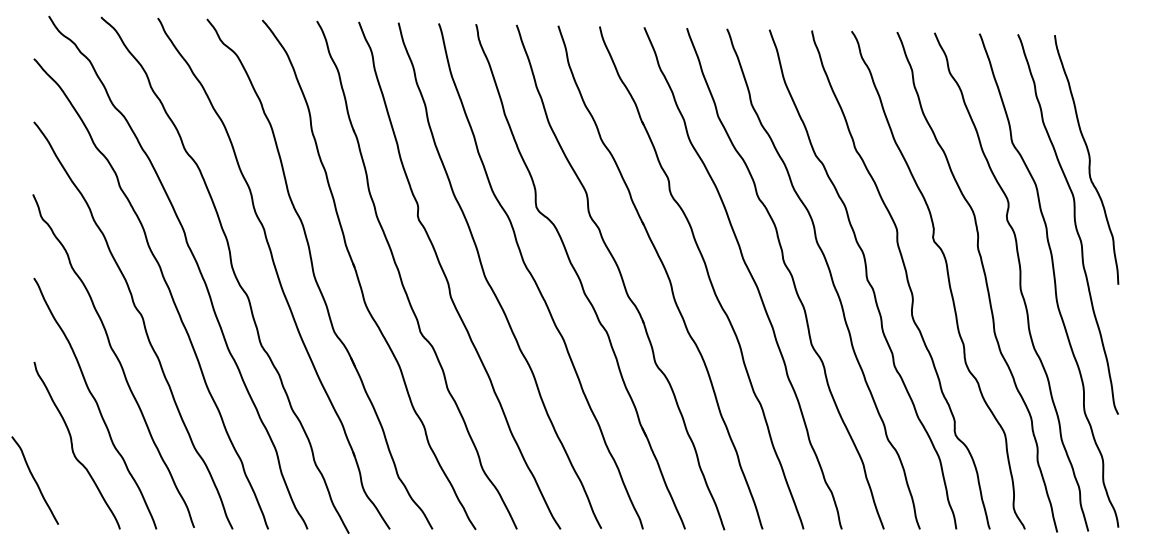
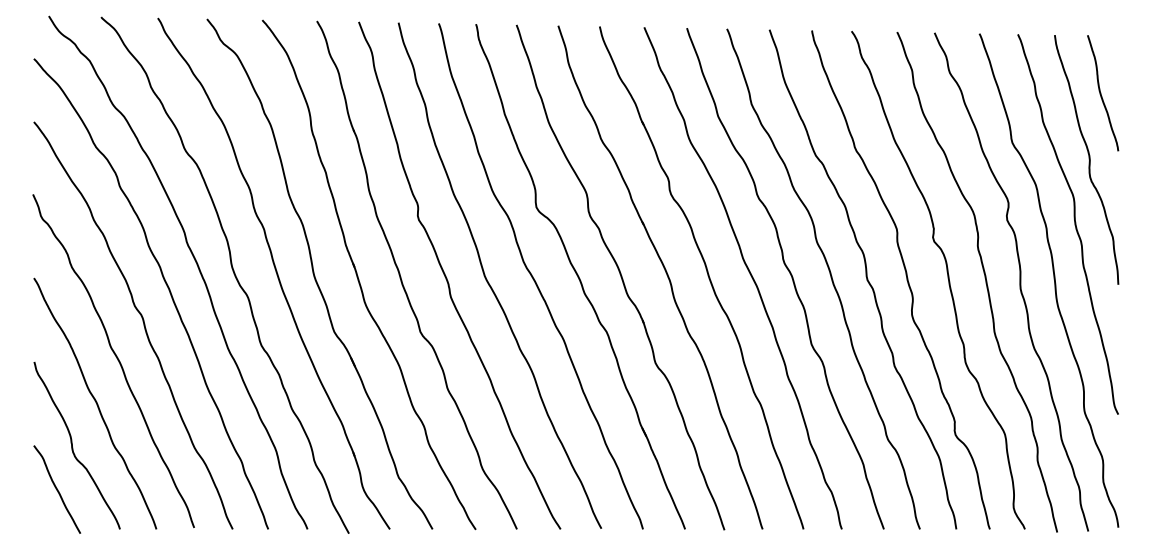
curve: none -> present (1101, 93)
curve position: (35, 480) -> (57, 489) (57, 489)
